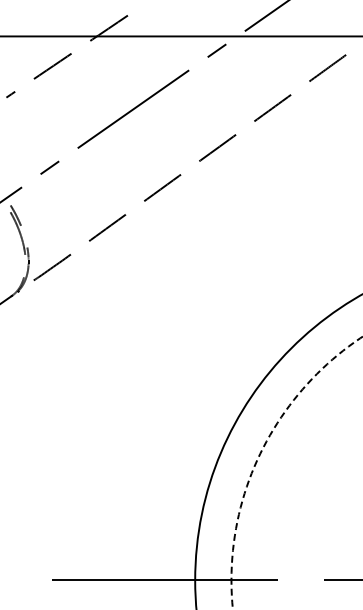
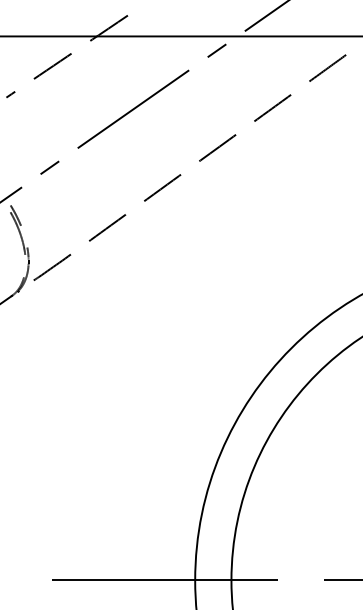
circle: dashed -> solid (296, 472)
